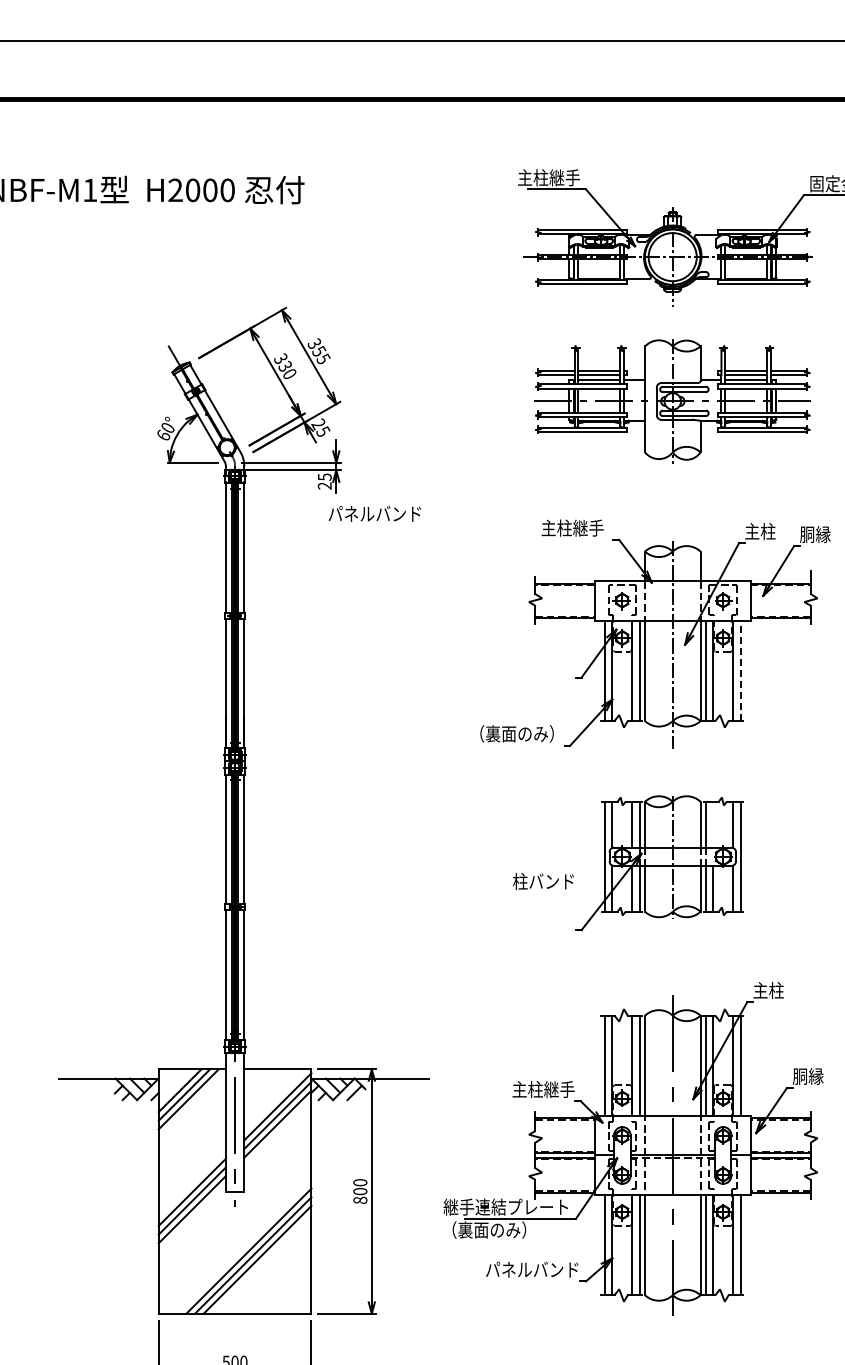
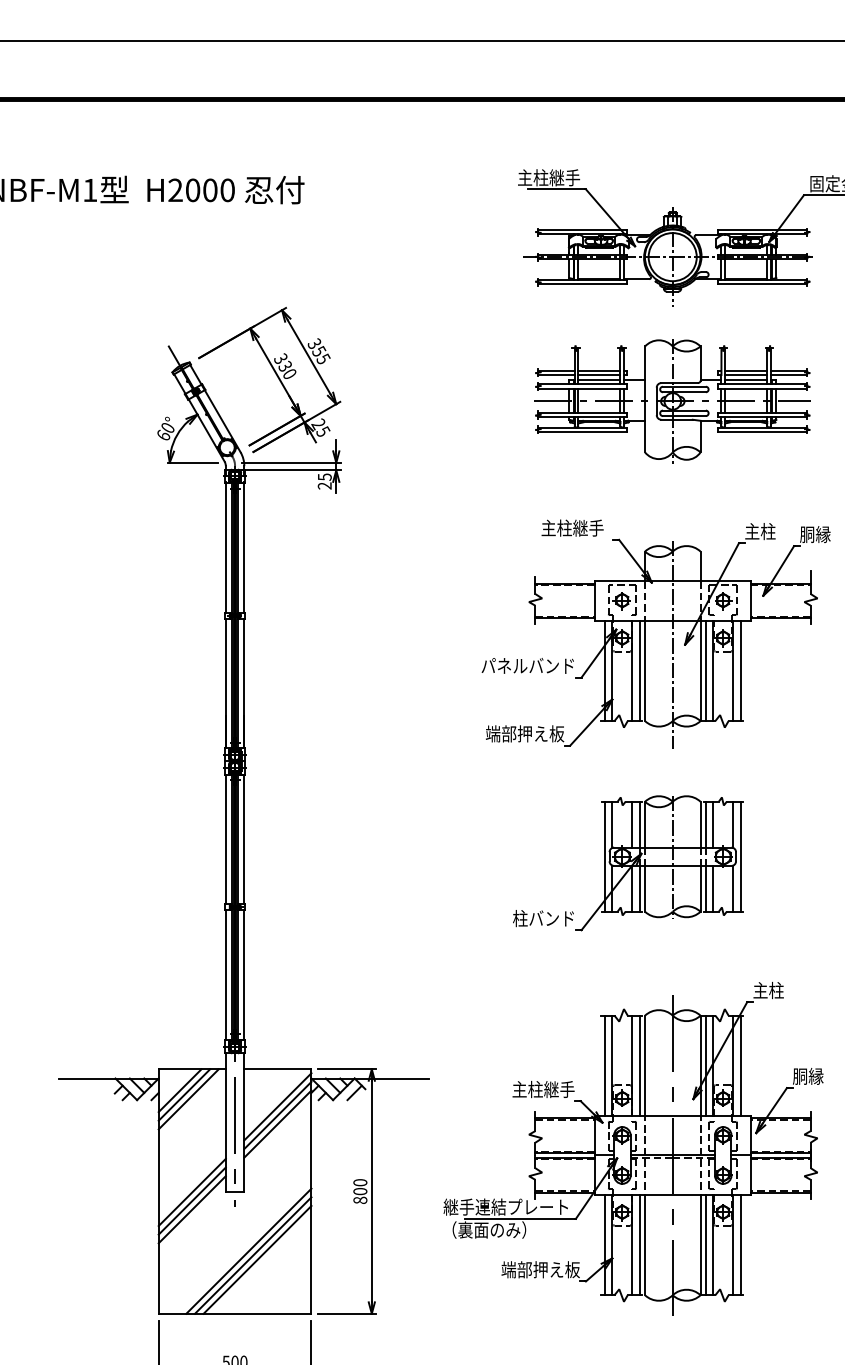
text position: (374, 513) -> (527, 665) (527, 665)
line: dashed -> solid (740, 670)
text: （裏面のみ） -> 端部押え板 (522, 733)
line: none -> present (713, 824)
text position: (543, 881) -> (543, 918) (543, 918)
text: パネルバンド -> 端部押え板 (532, 1269)
